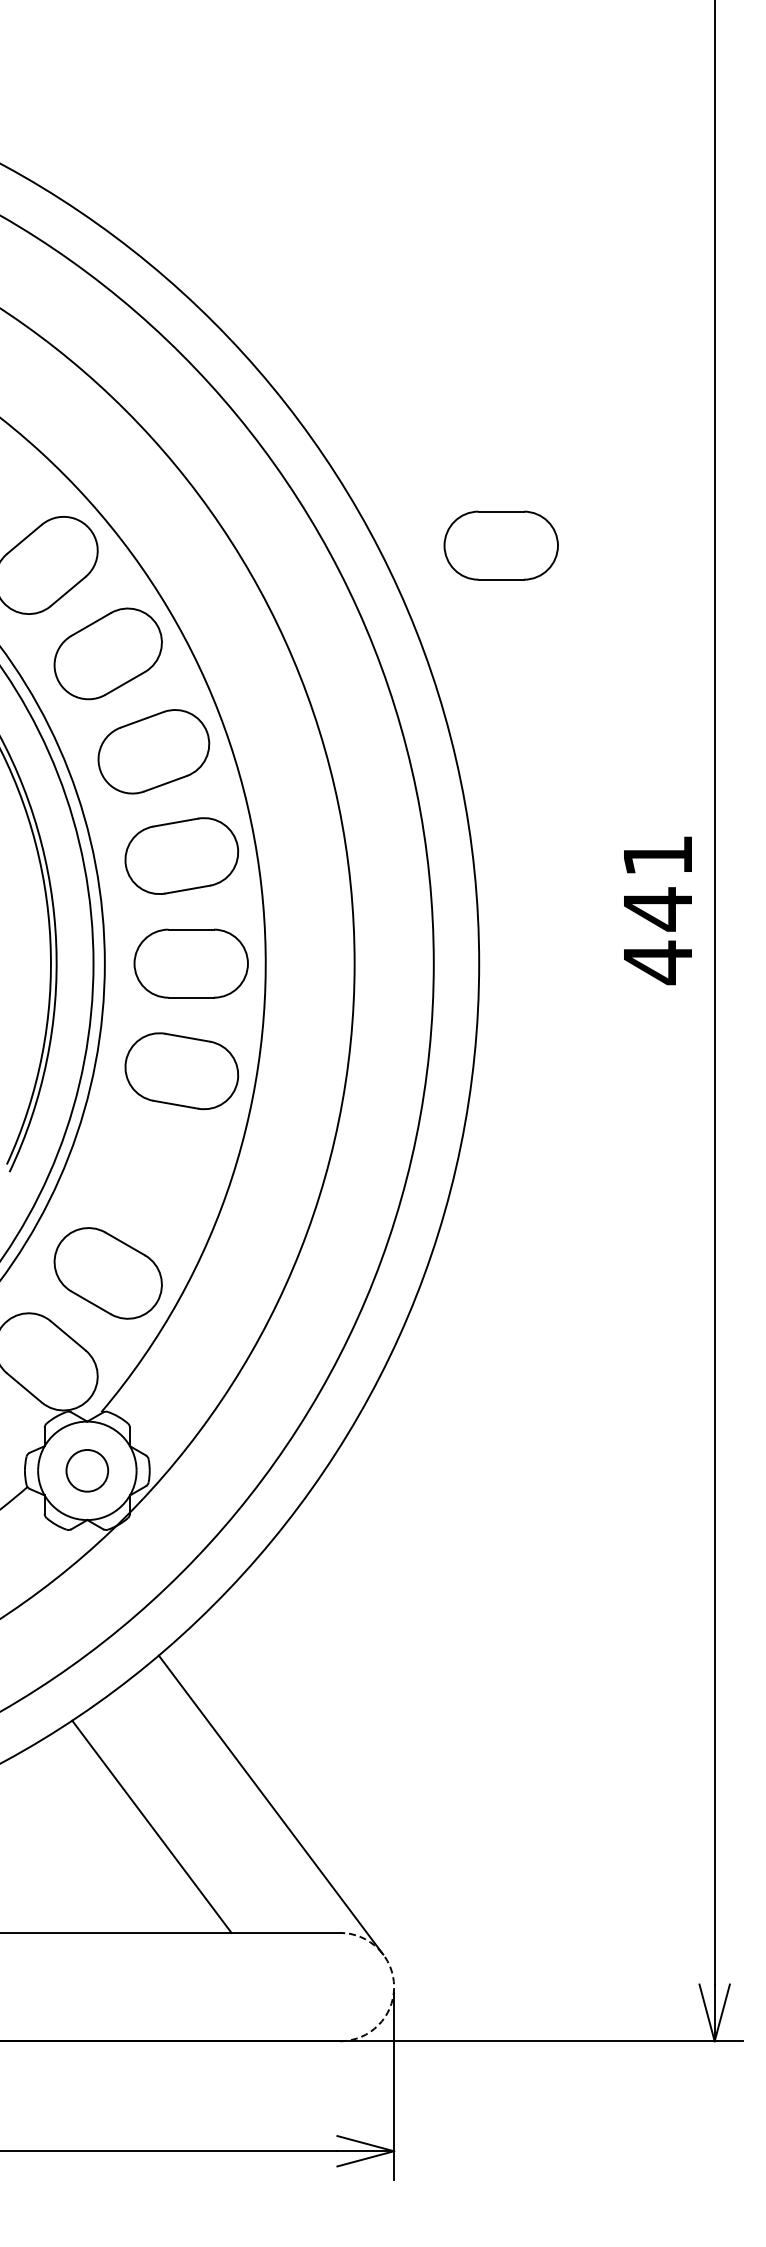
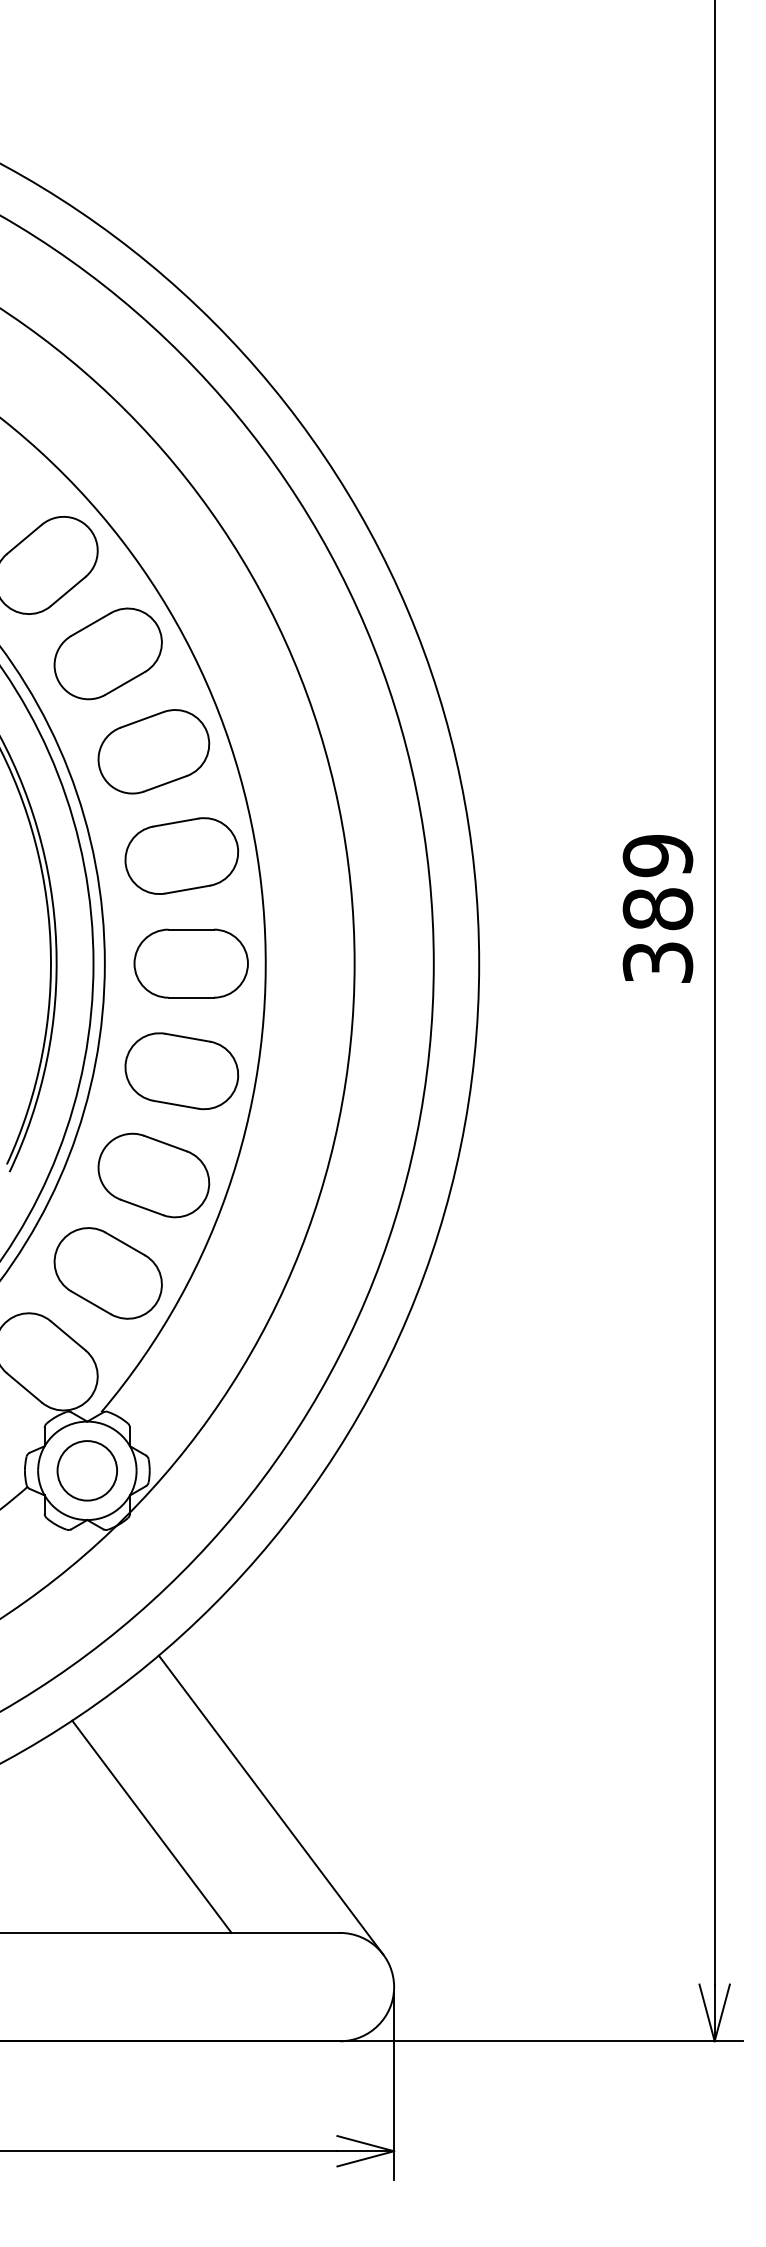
part: present -> none (500, 545)
text: 441 -> 389 (657, 910)
part: none -> present (153, 1175)
circle diameter: 42 px -> 60 px (87, 1470)
arc: dashed -> solid (394, 1987)
